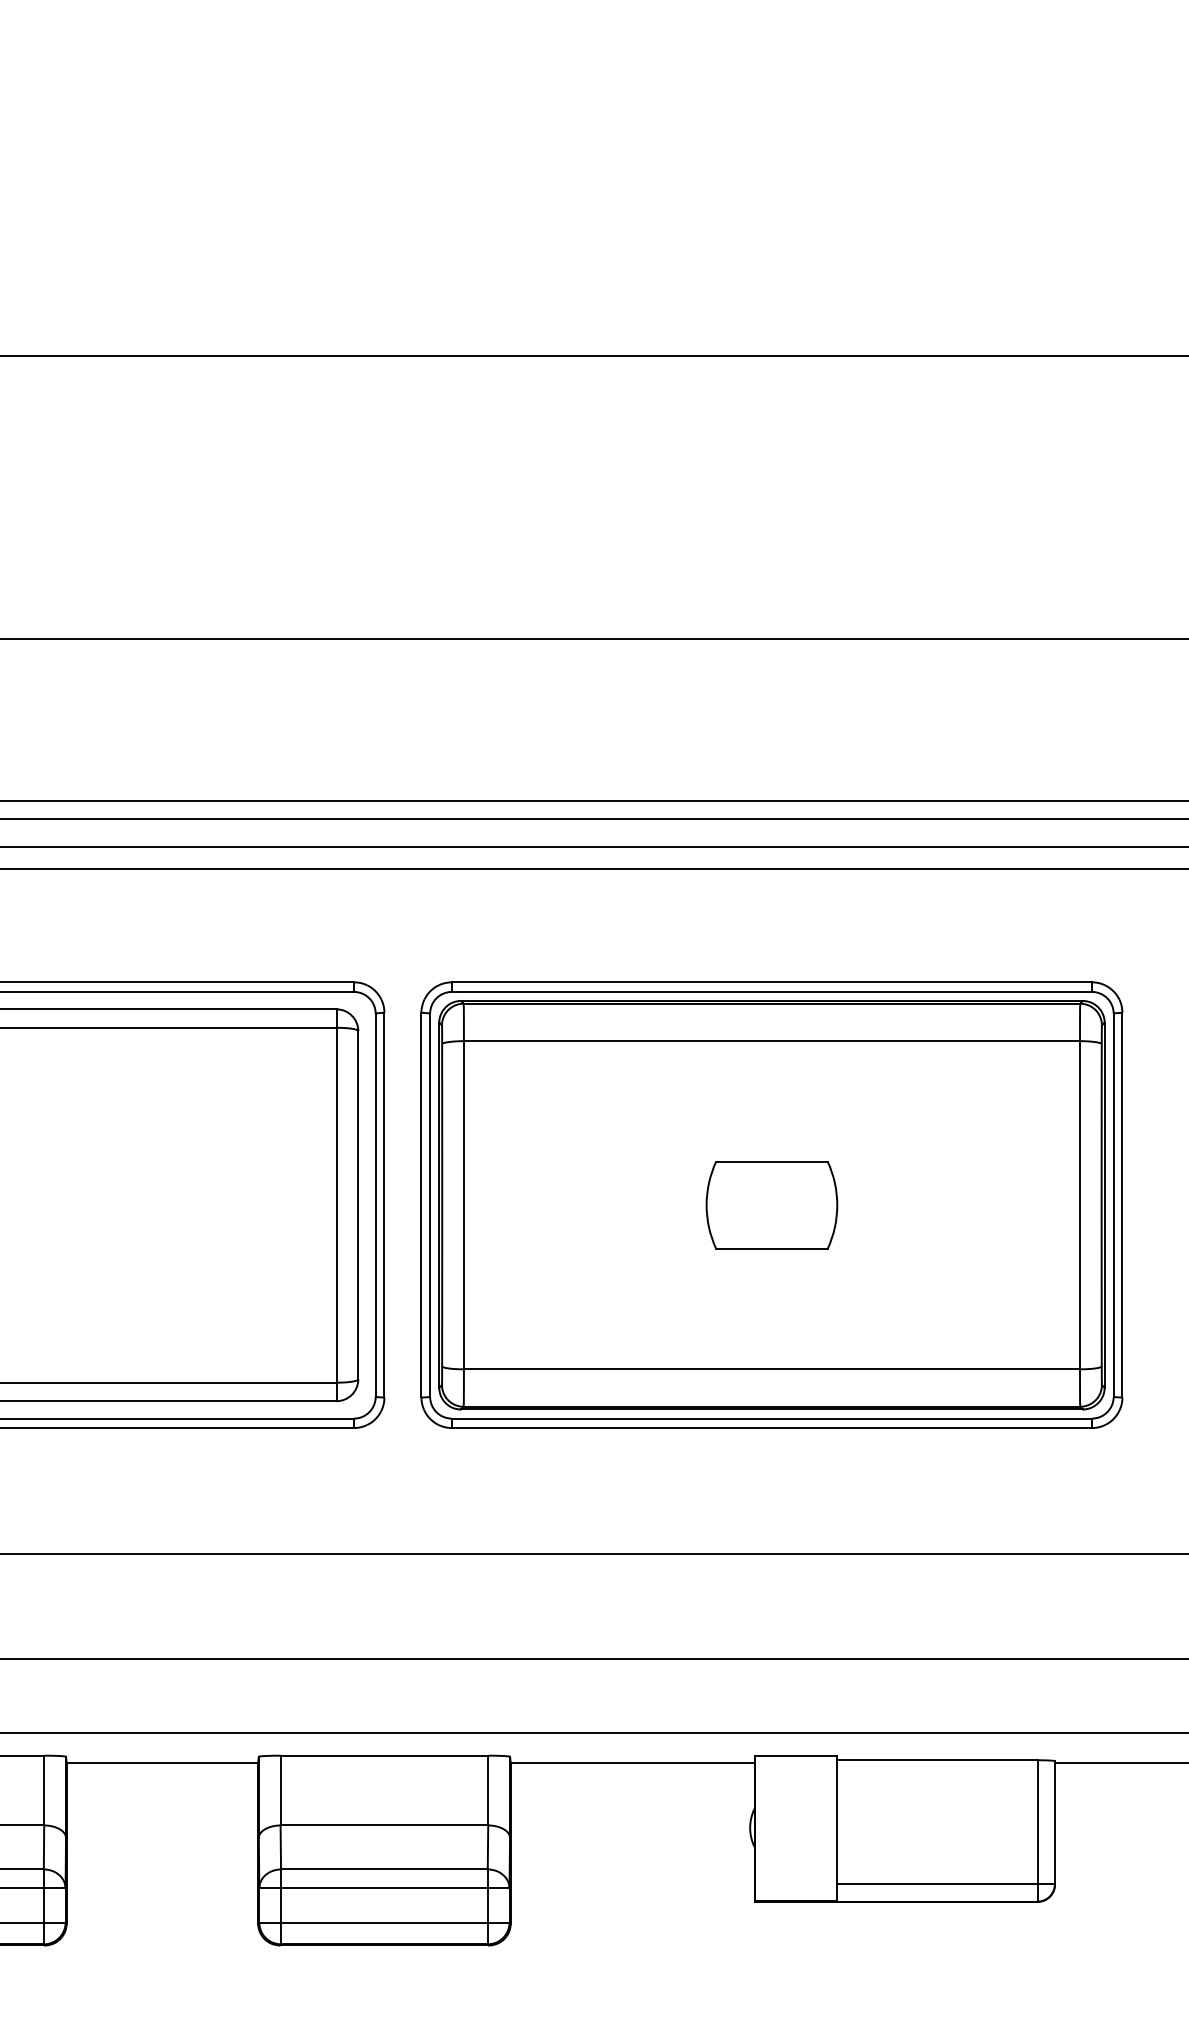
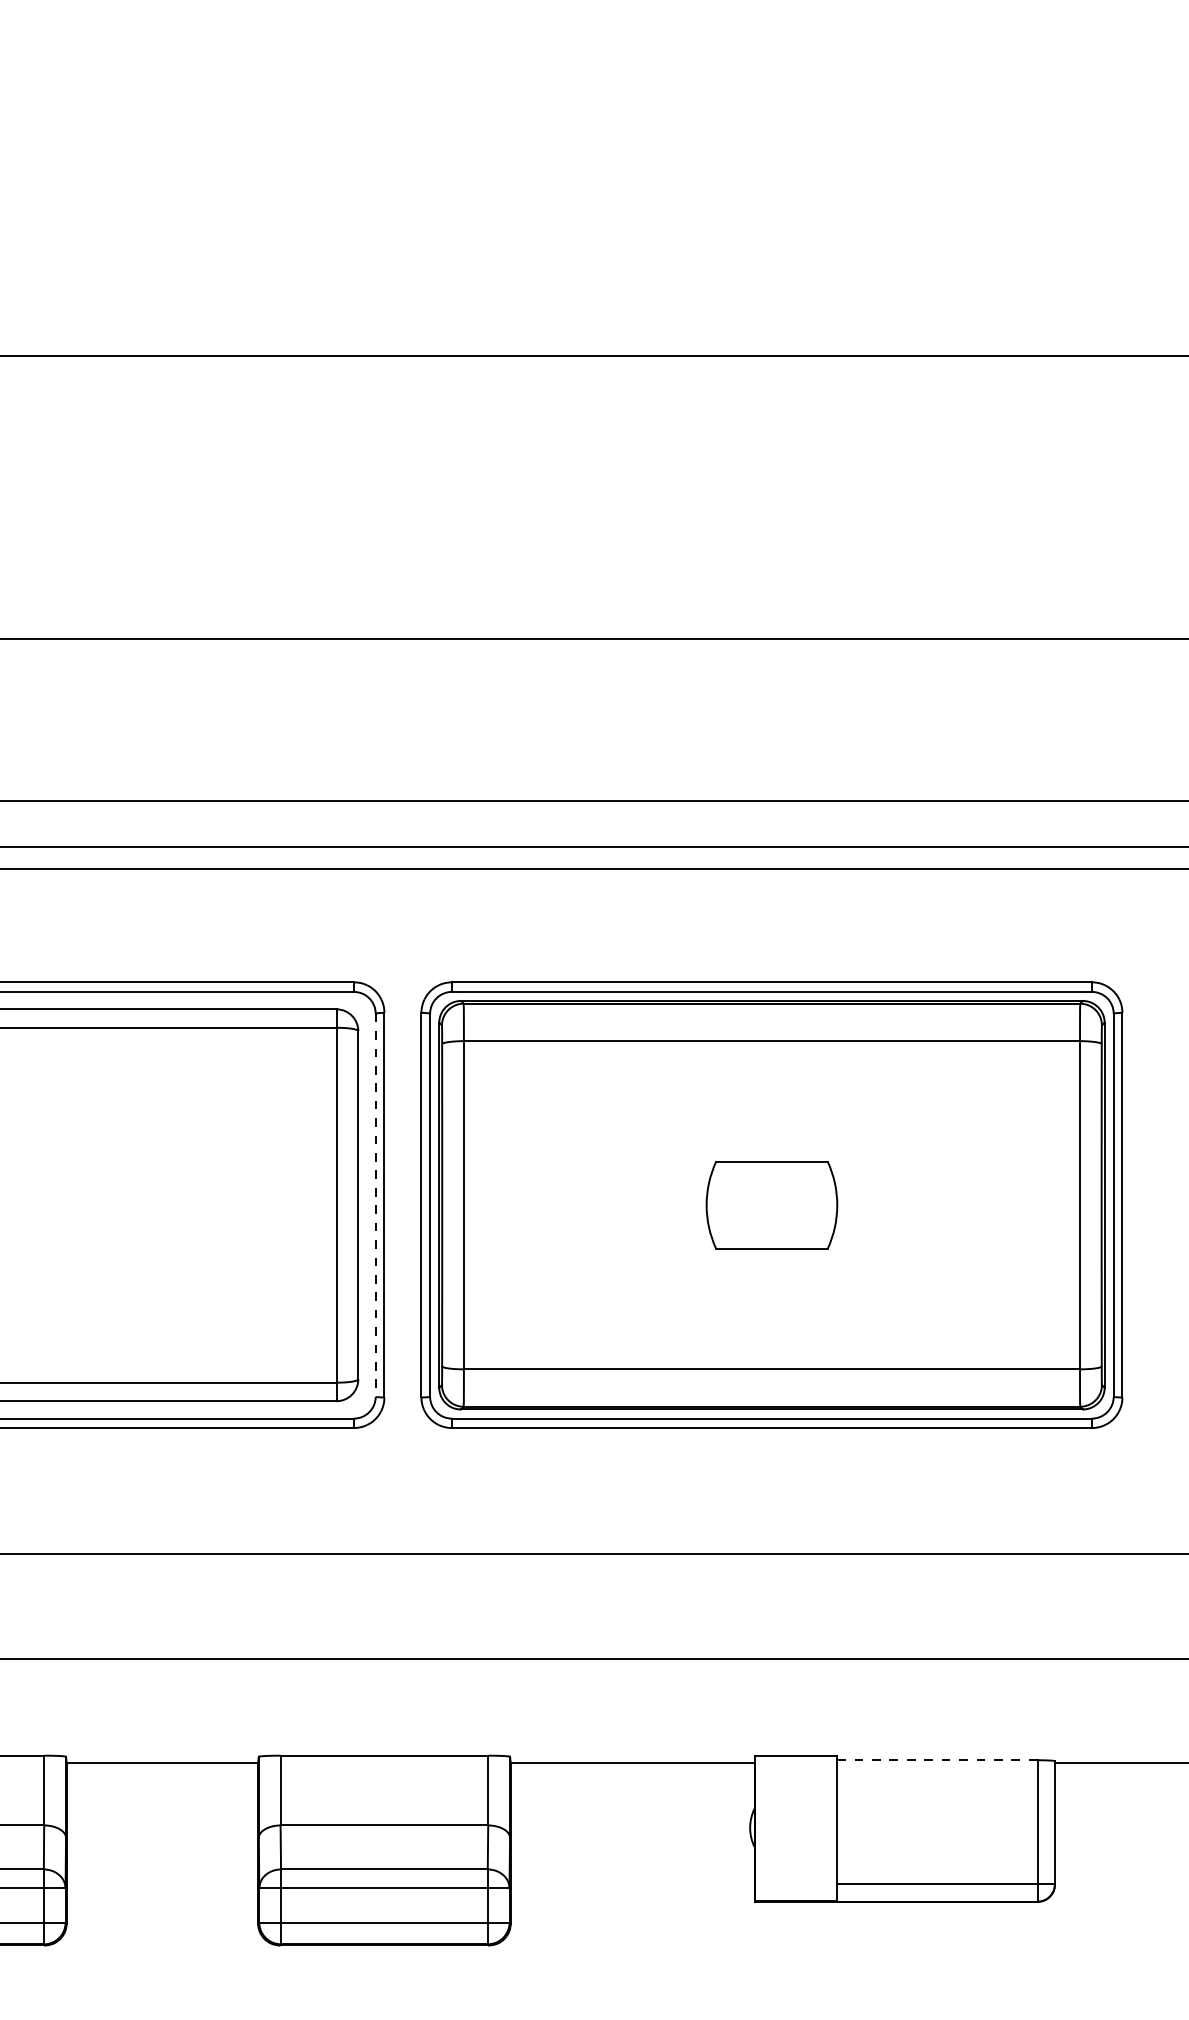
line: present -> none (593, 819)
line: solid -> dashed (375, 1205)
line: present -> none (593, 1732)
line: solid -> dashed (937, 1760)
